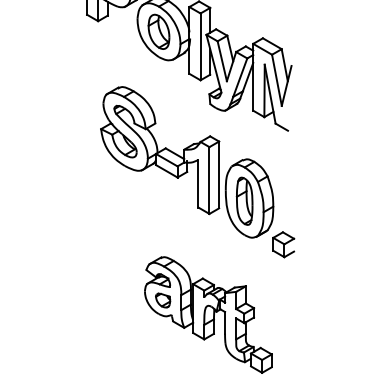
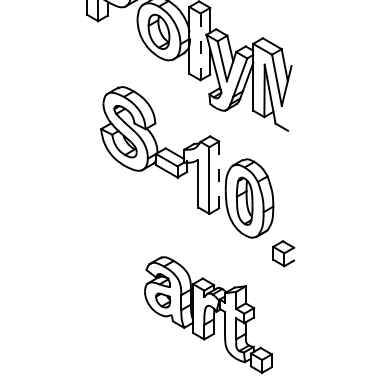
line: solid -> dashed (200, 47)
line: solid -> dashed (219, 175)
part position: (283, 244) -> (283, 253) (283, 253)
